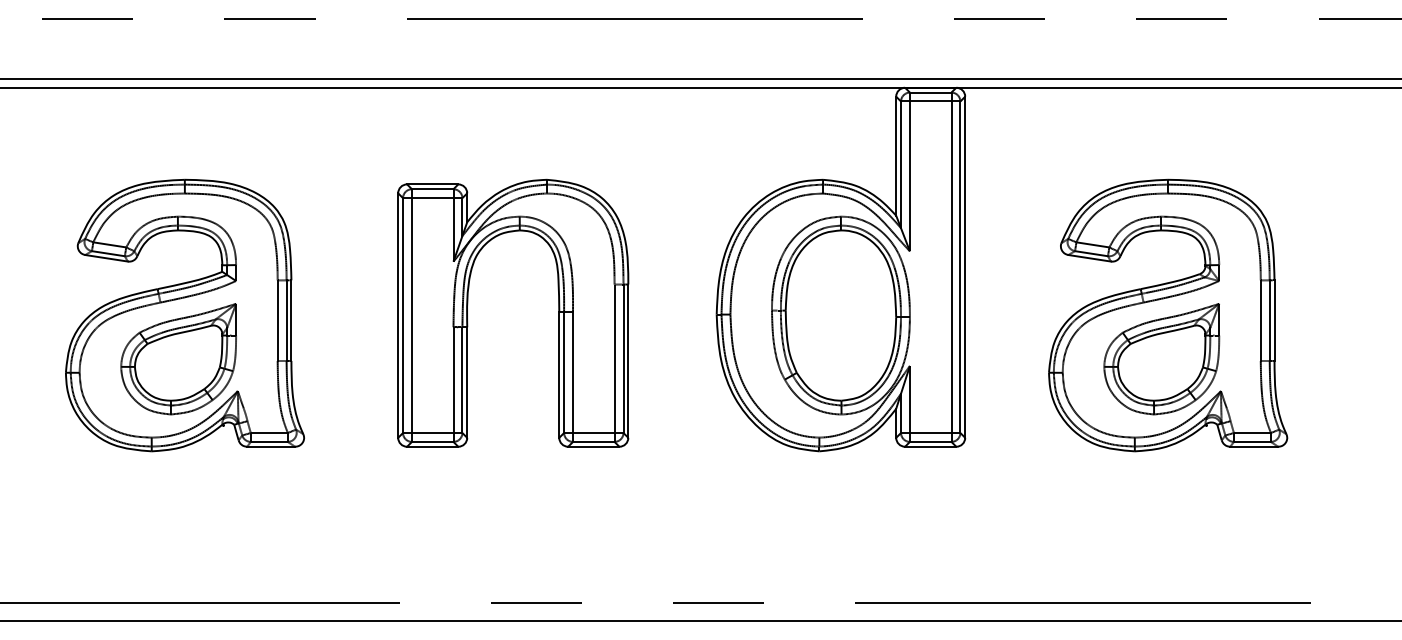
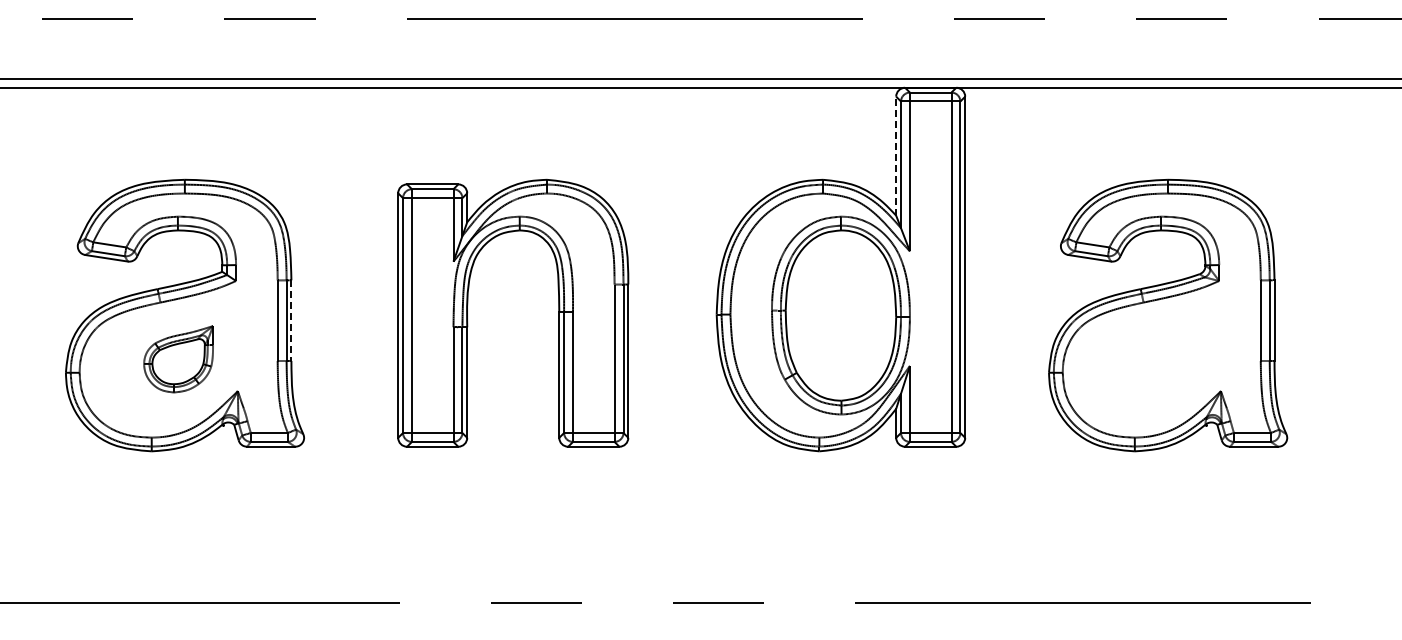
line: solid -> dashed (896, 156)
line: solid -> dashed (291, 321)
part size: 117x113 px -> 71x69 px (178, 359)
part: present -> none (1161, 359)
line: present -> none (700, 620)
